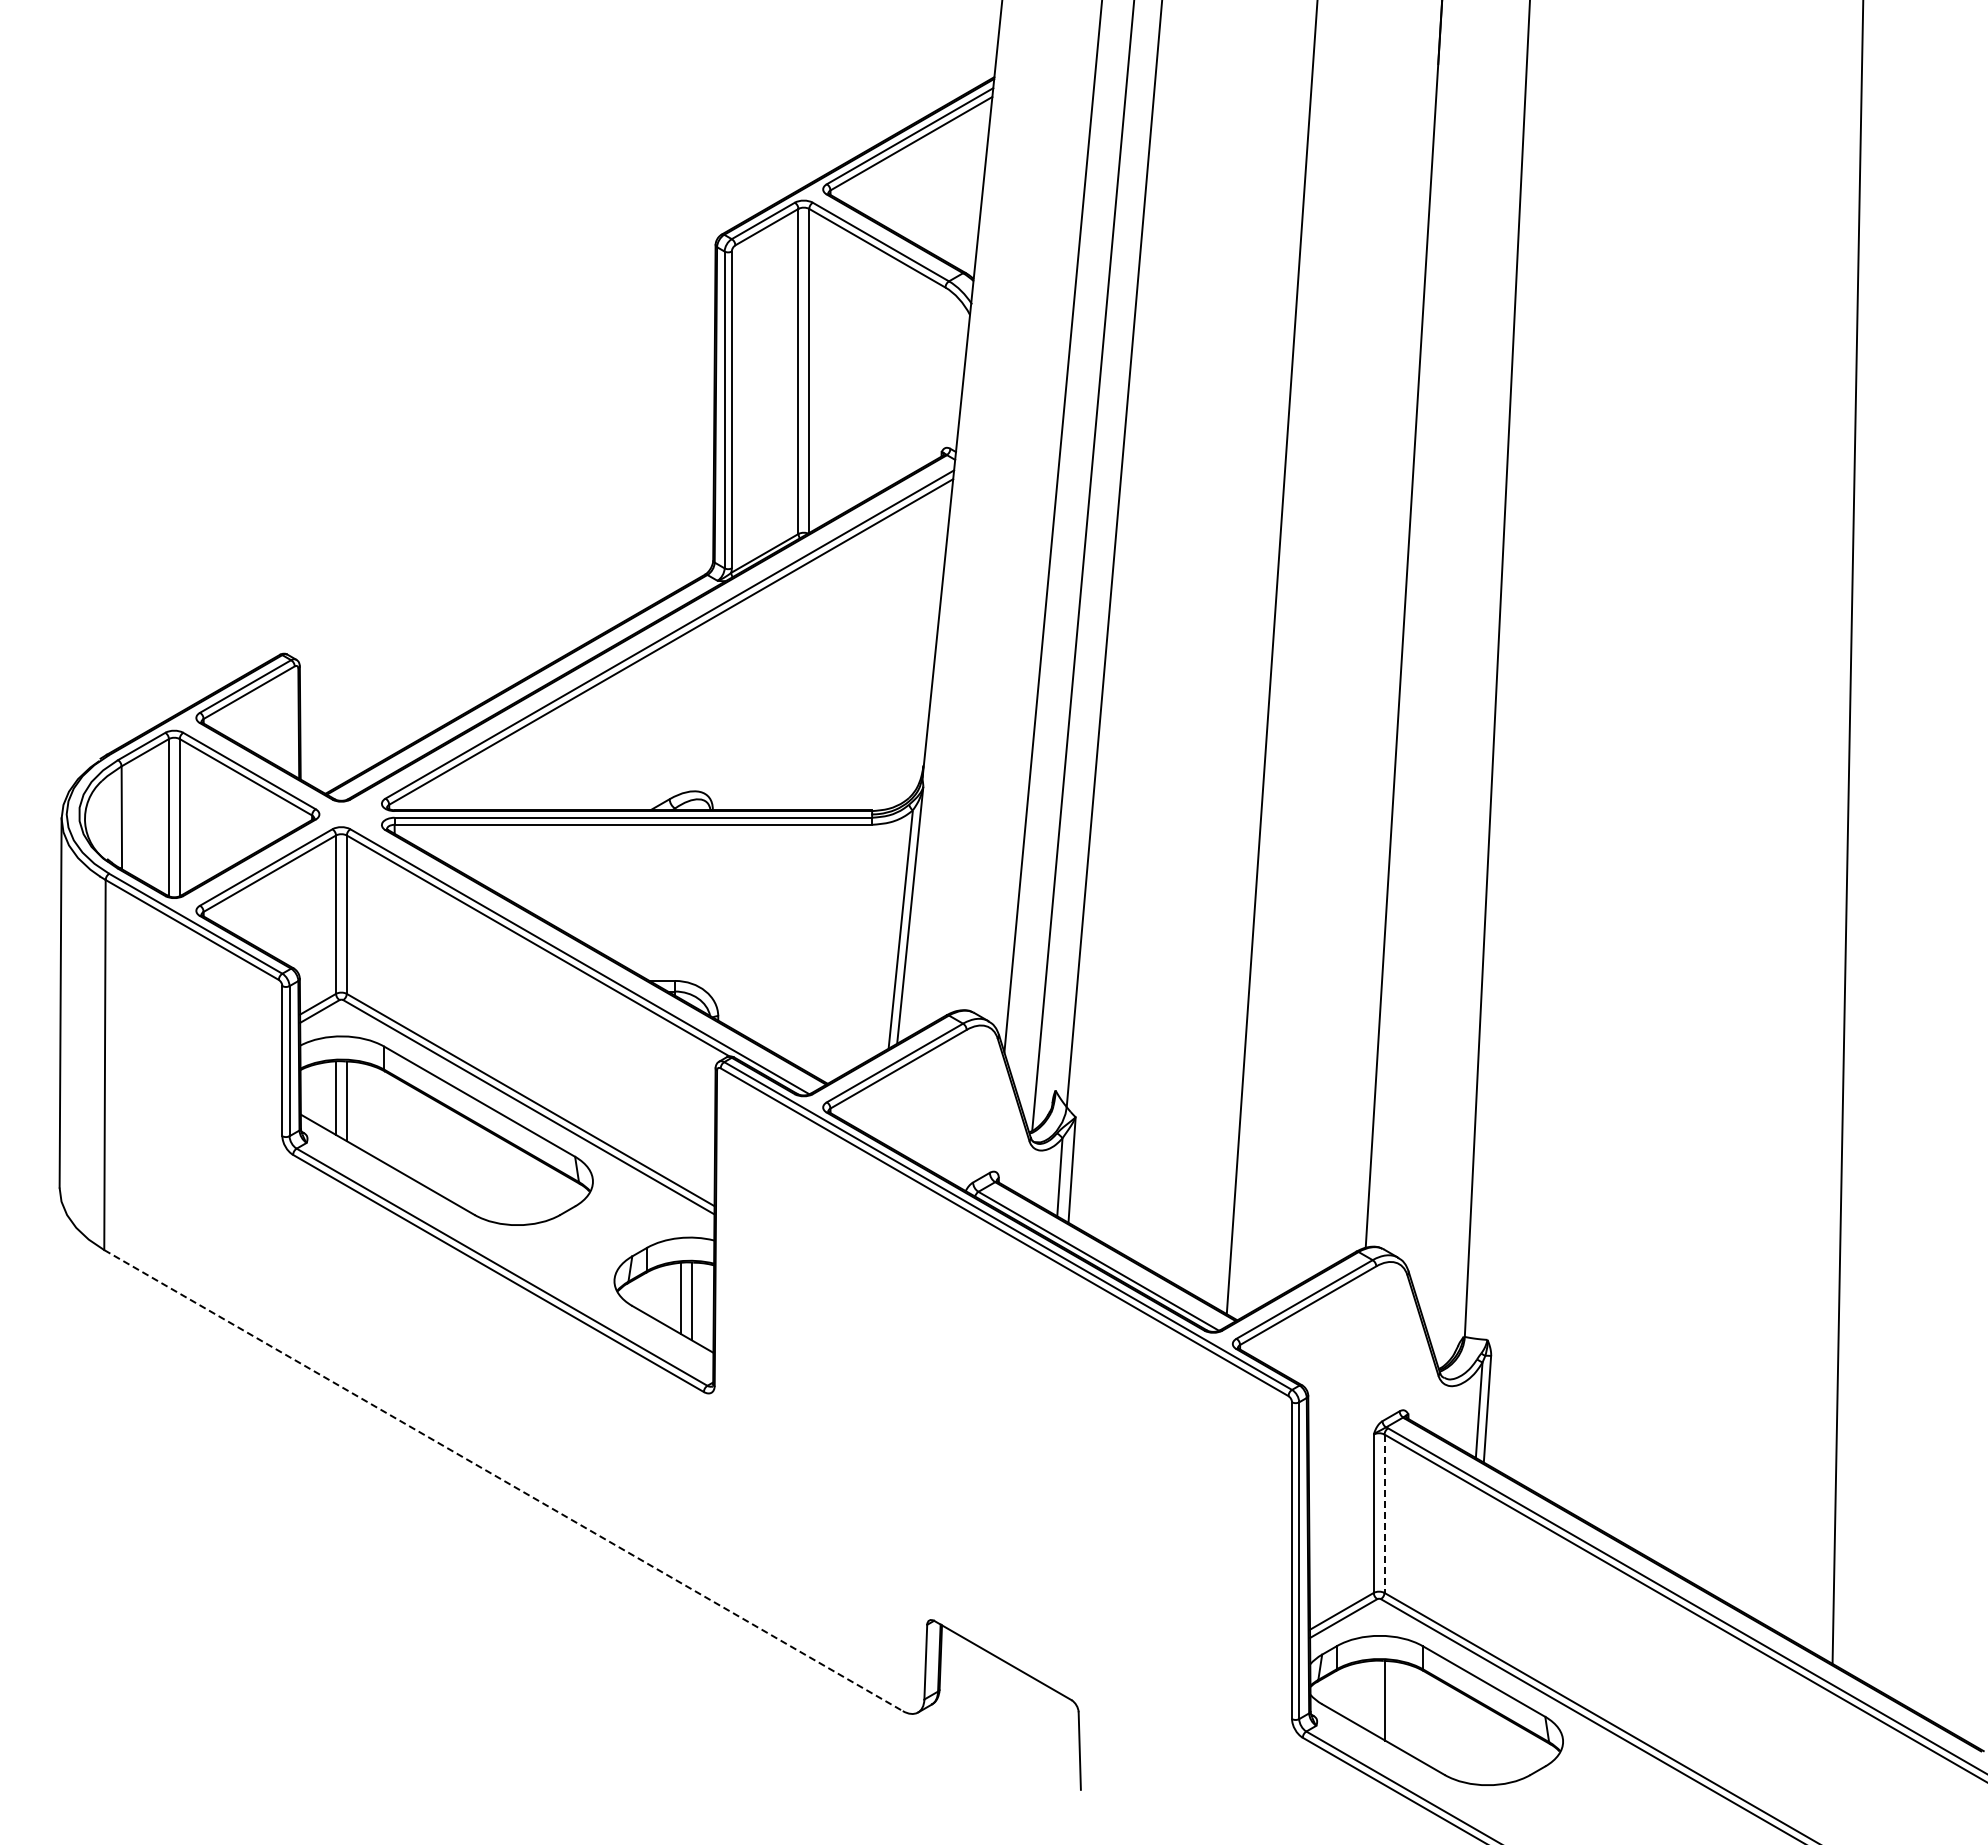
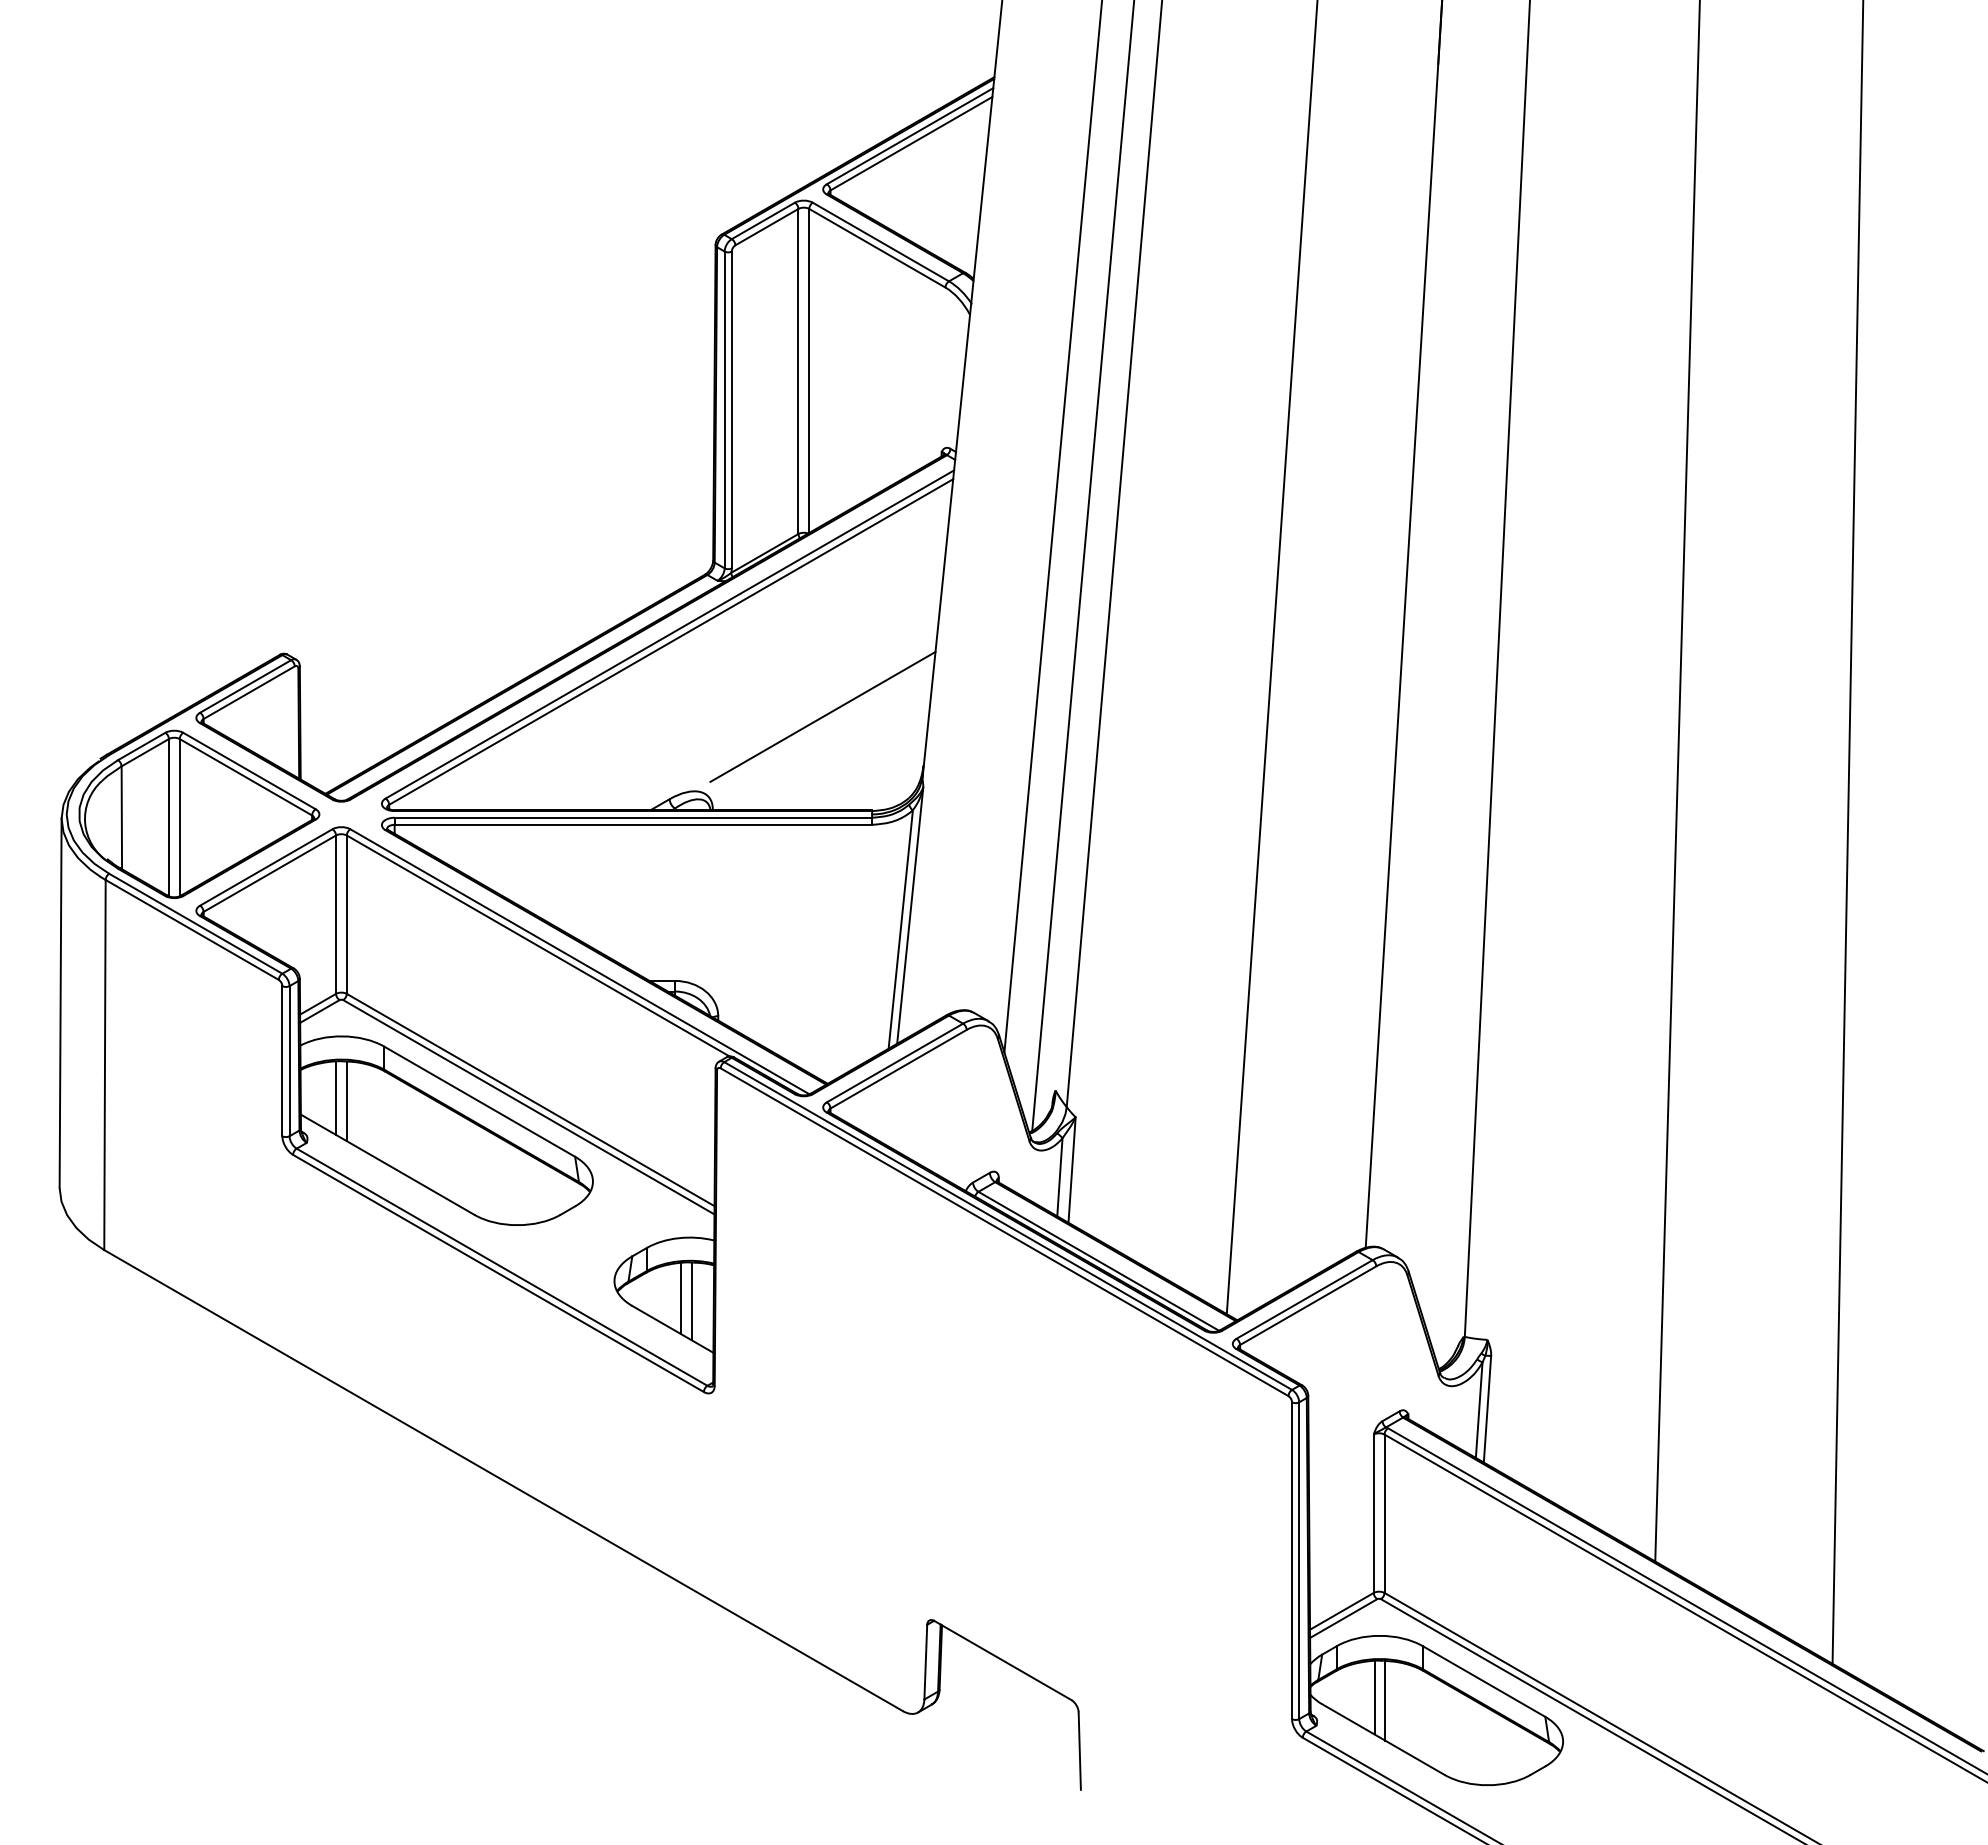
line: none -> present (822, 716)
line: none -> present (1677, 781)
line: dashed -> solid (503, 1480)
line: dashed -> solid (1384, 1514)
line: none -> present (1374, 1697)
